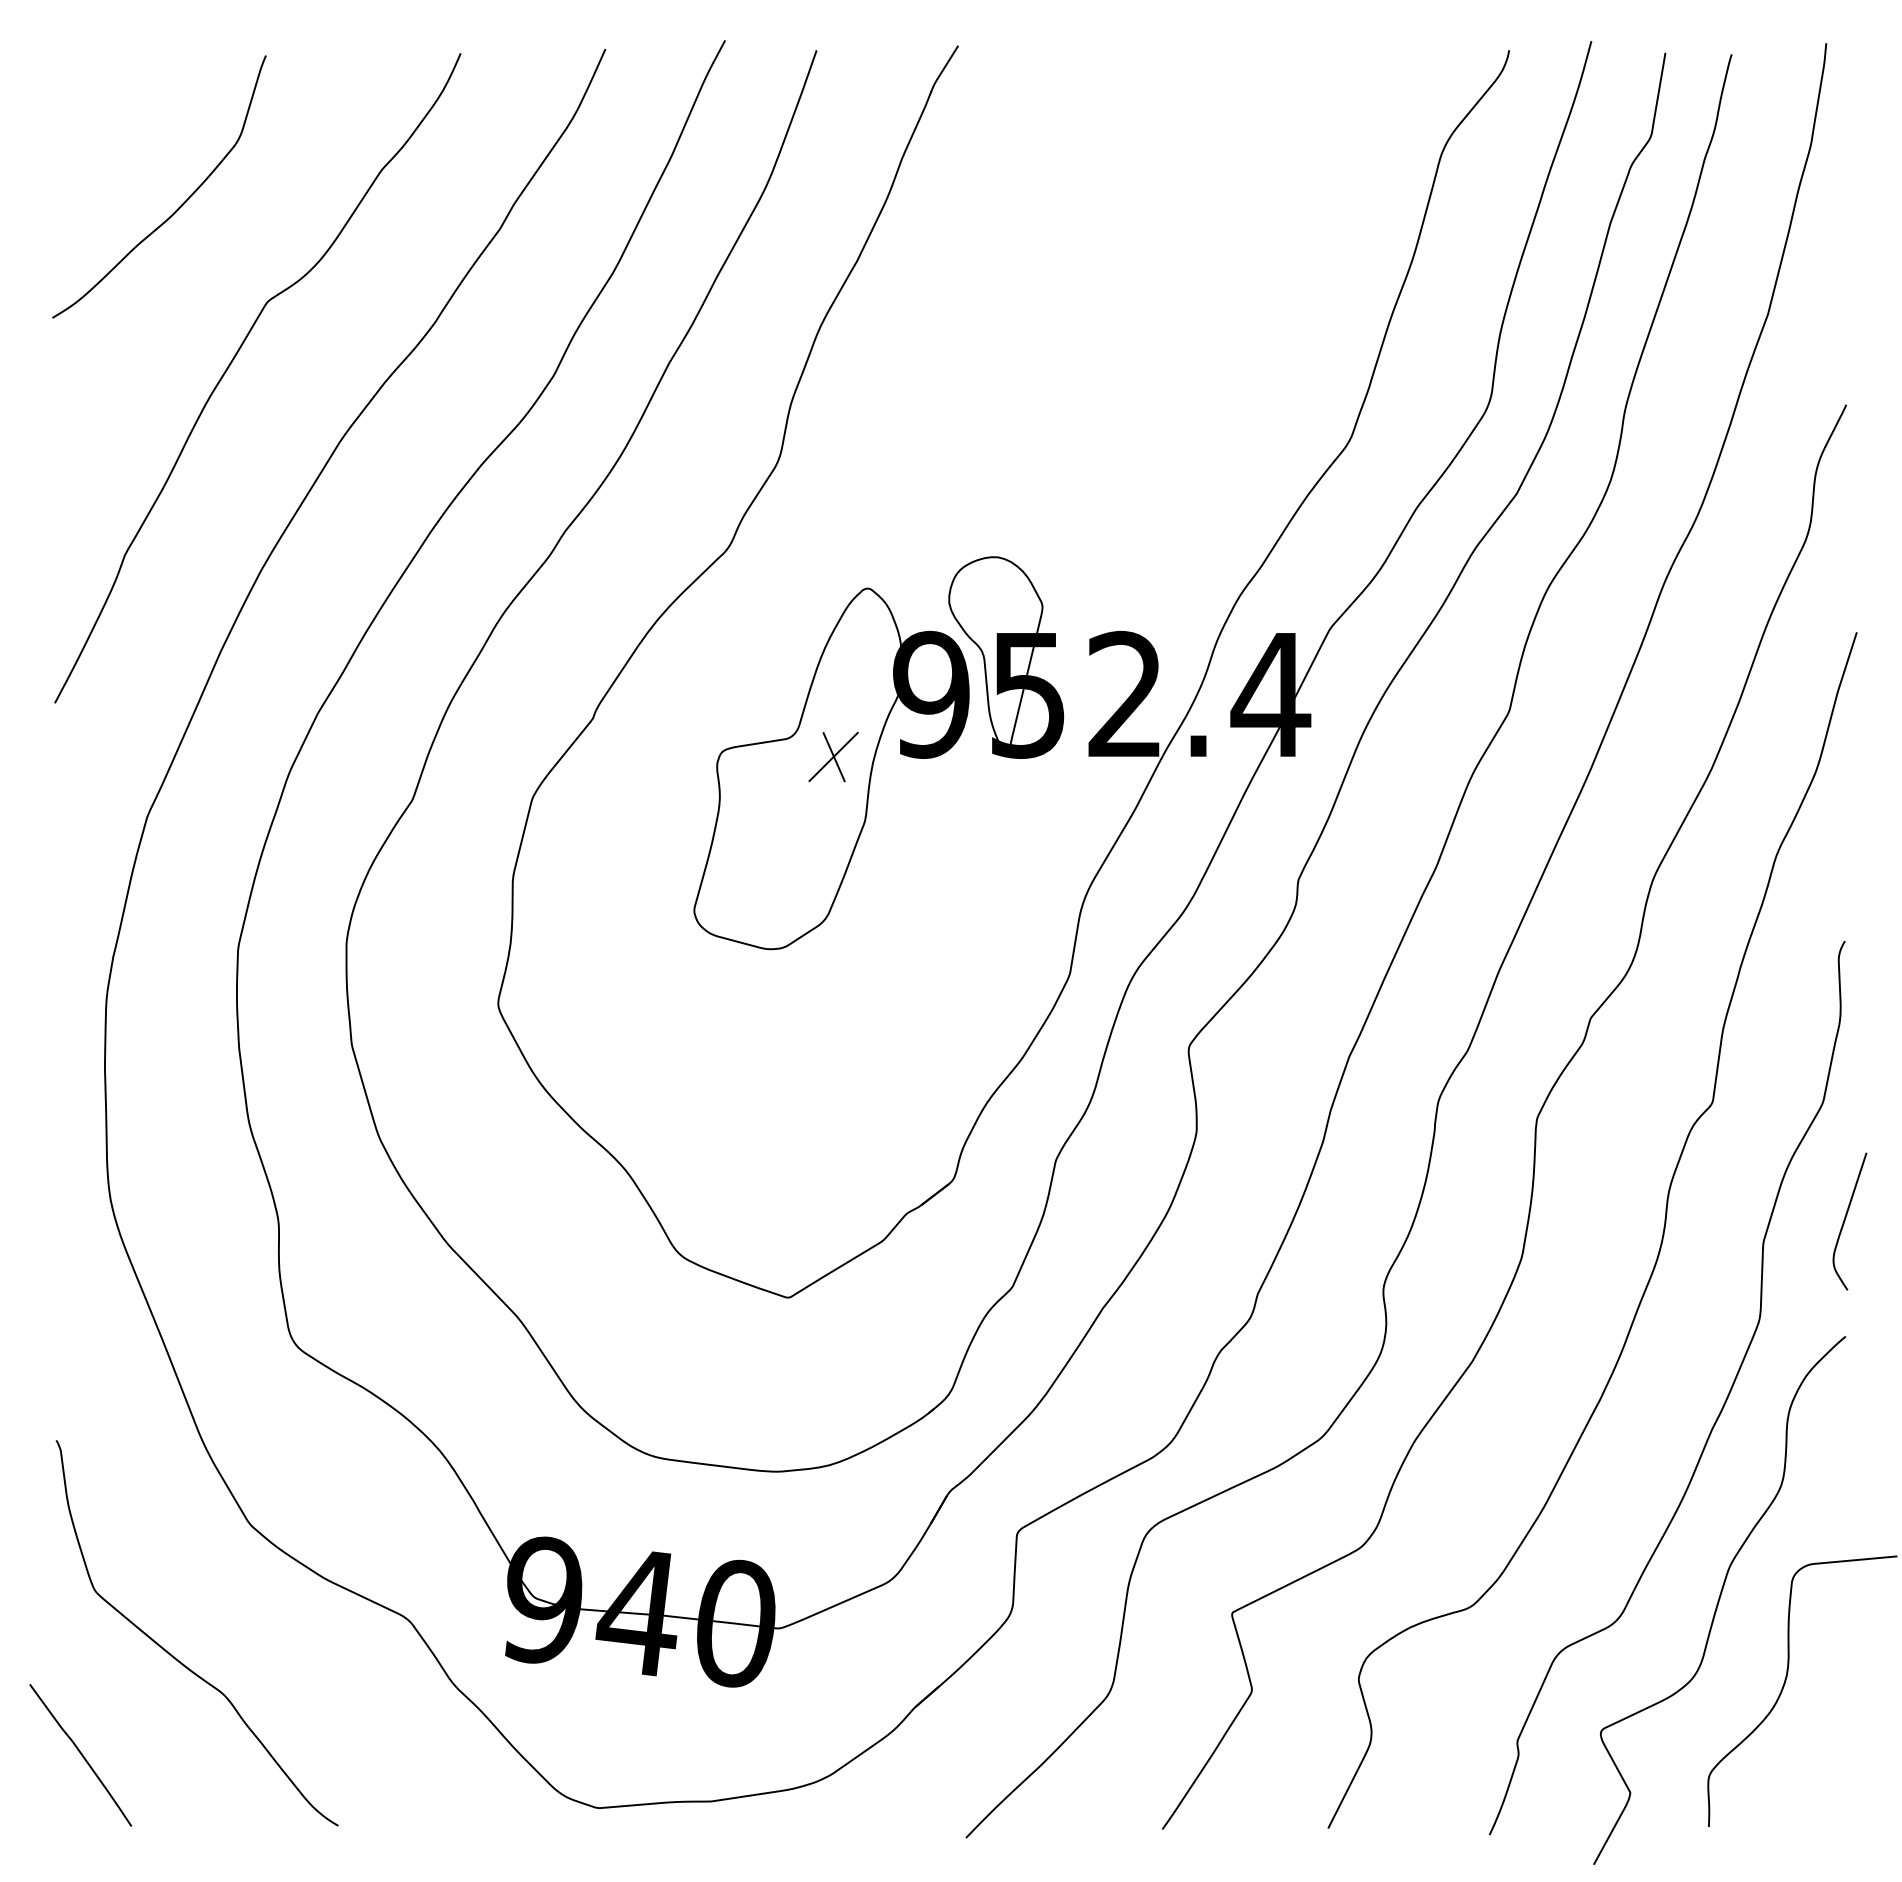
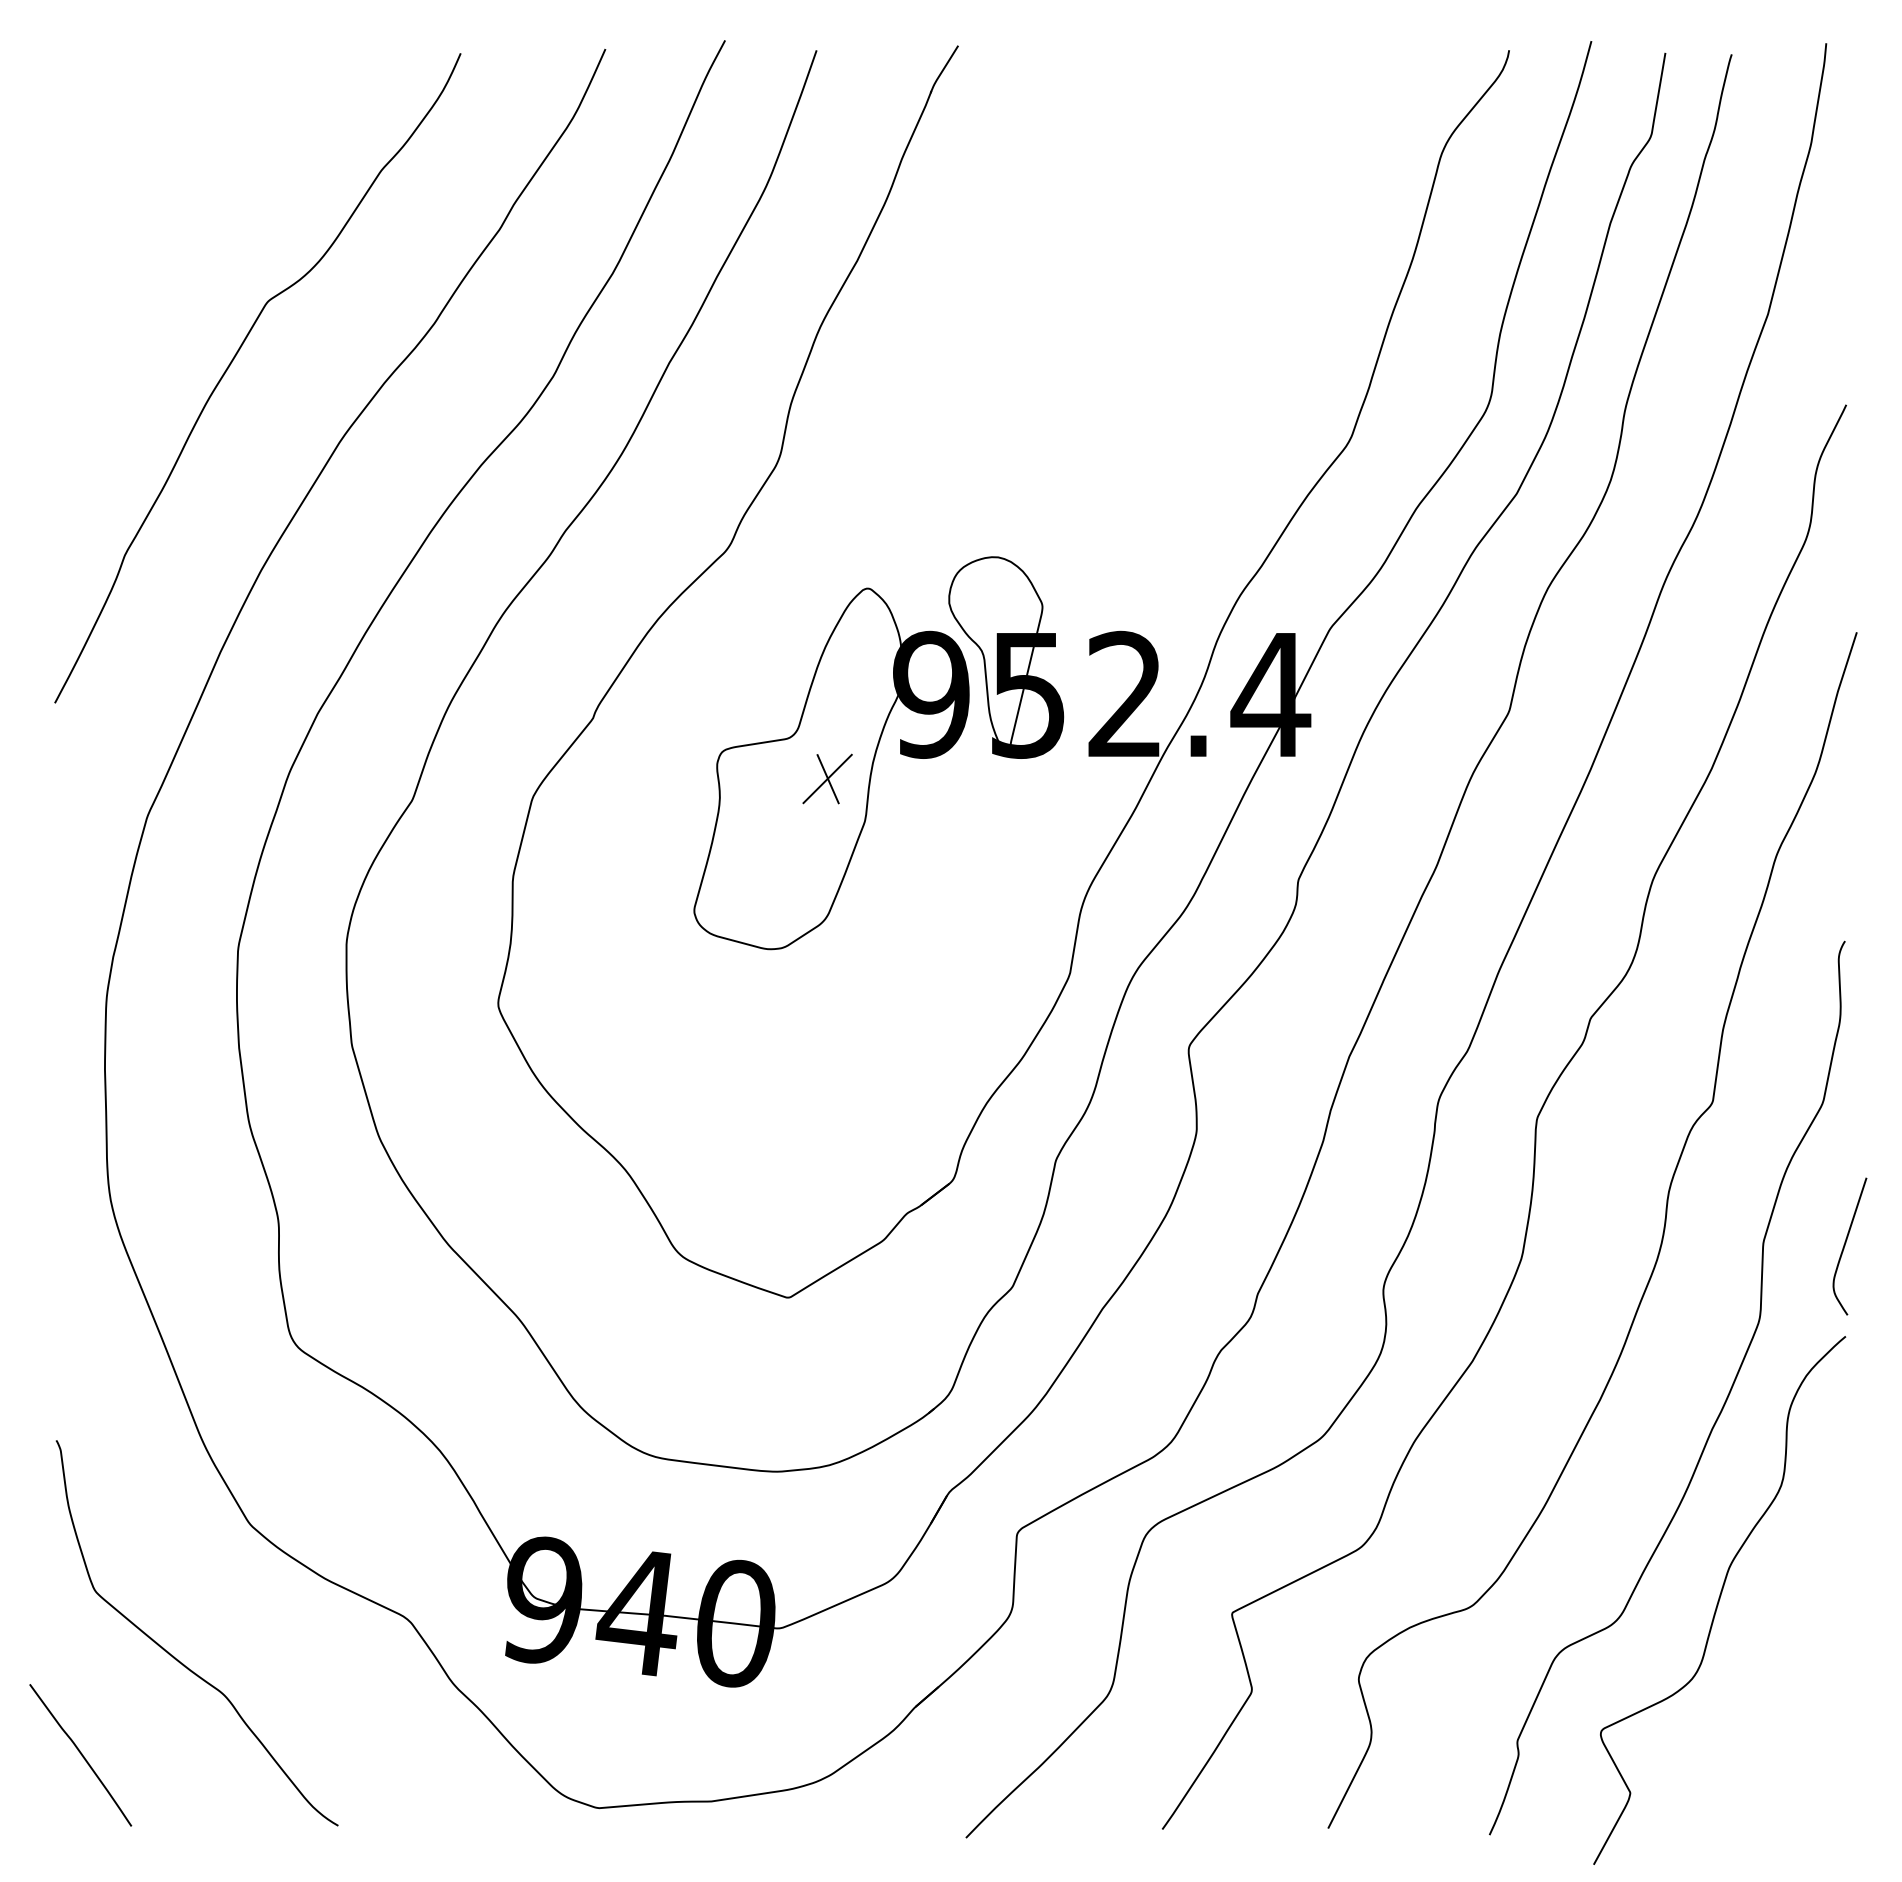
curve: present -> none (179, 206)
part position: (833, 756) -> (827, 778) (827, 778)
curve position: (1845, 1221) -> (1845, 1246) (1845, 1246)
curve: present -> none (1785, 1684)
